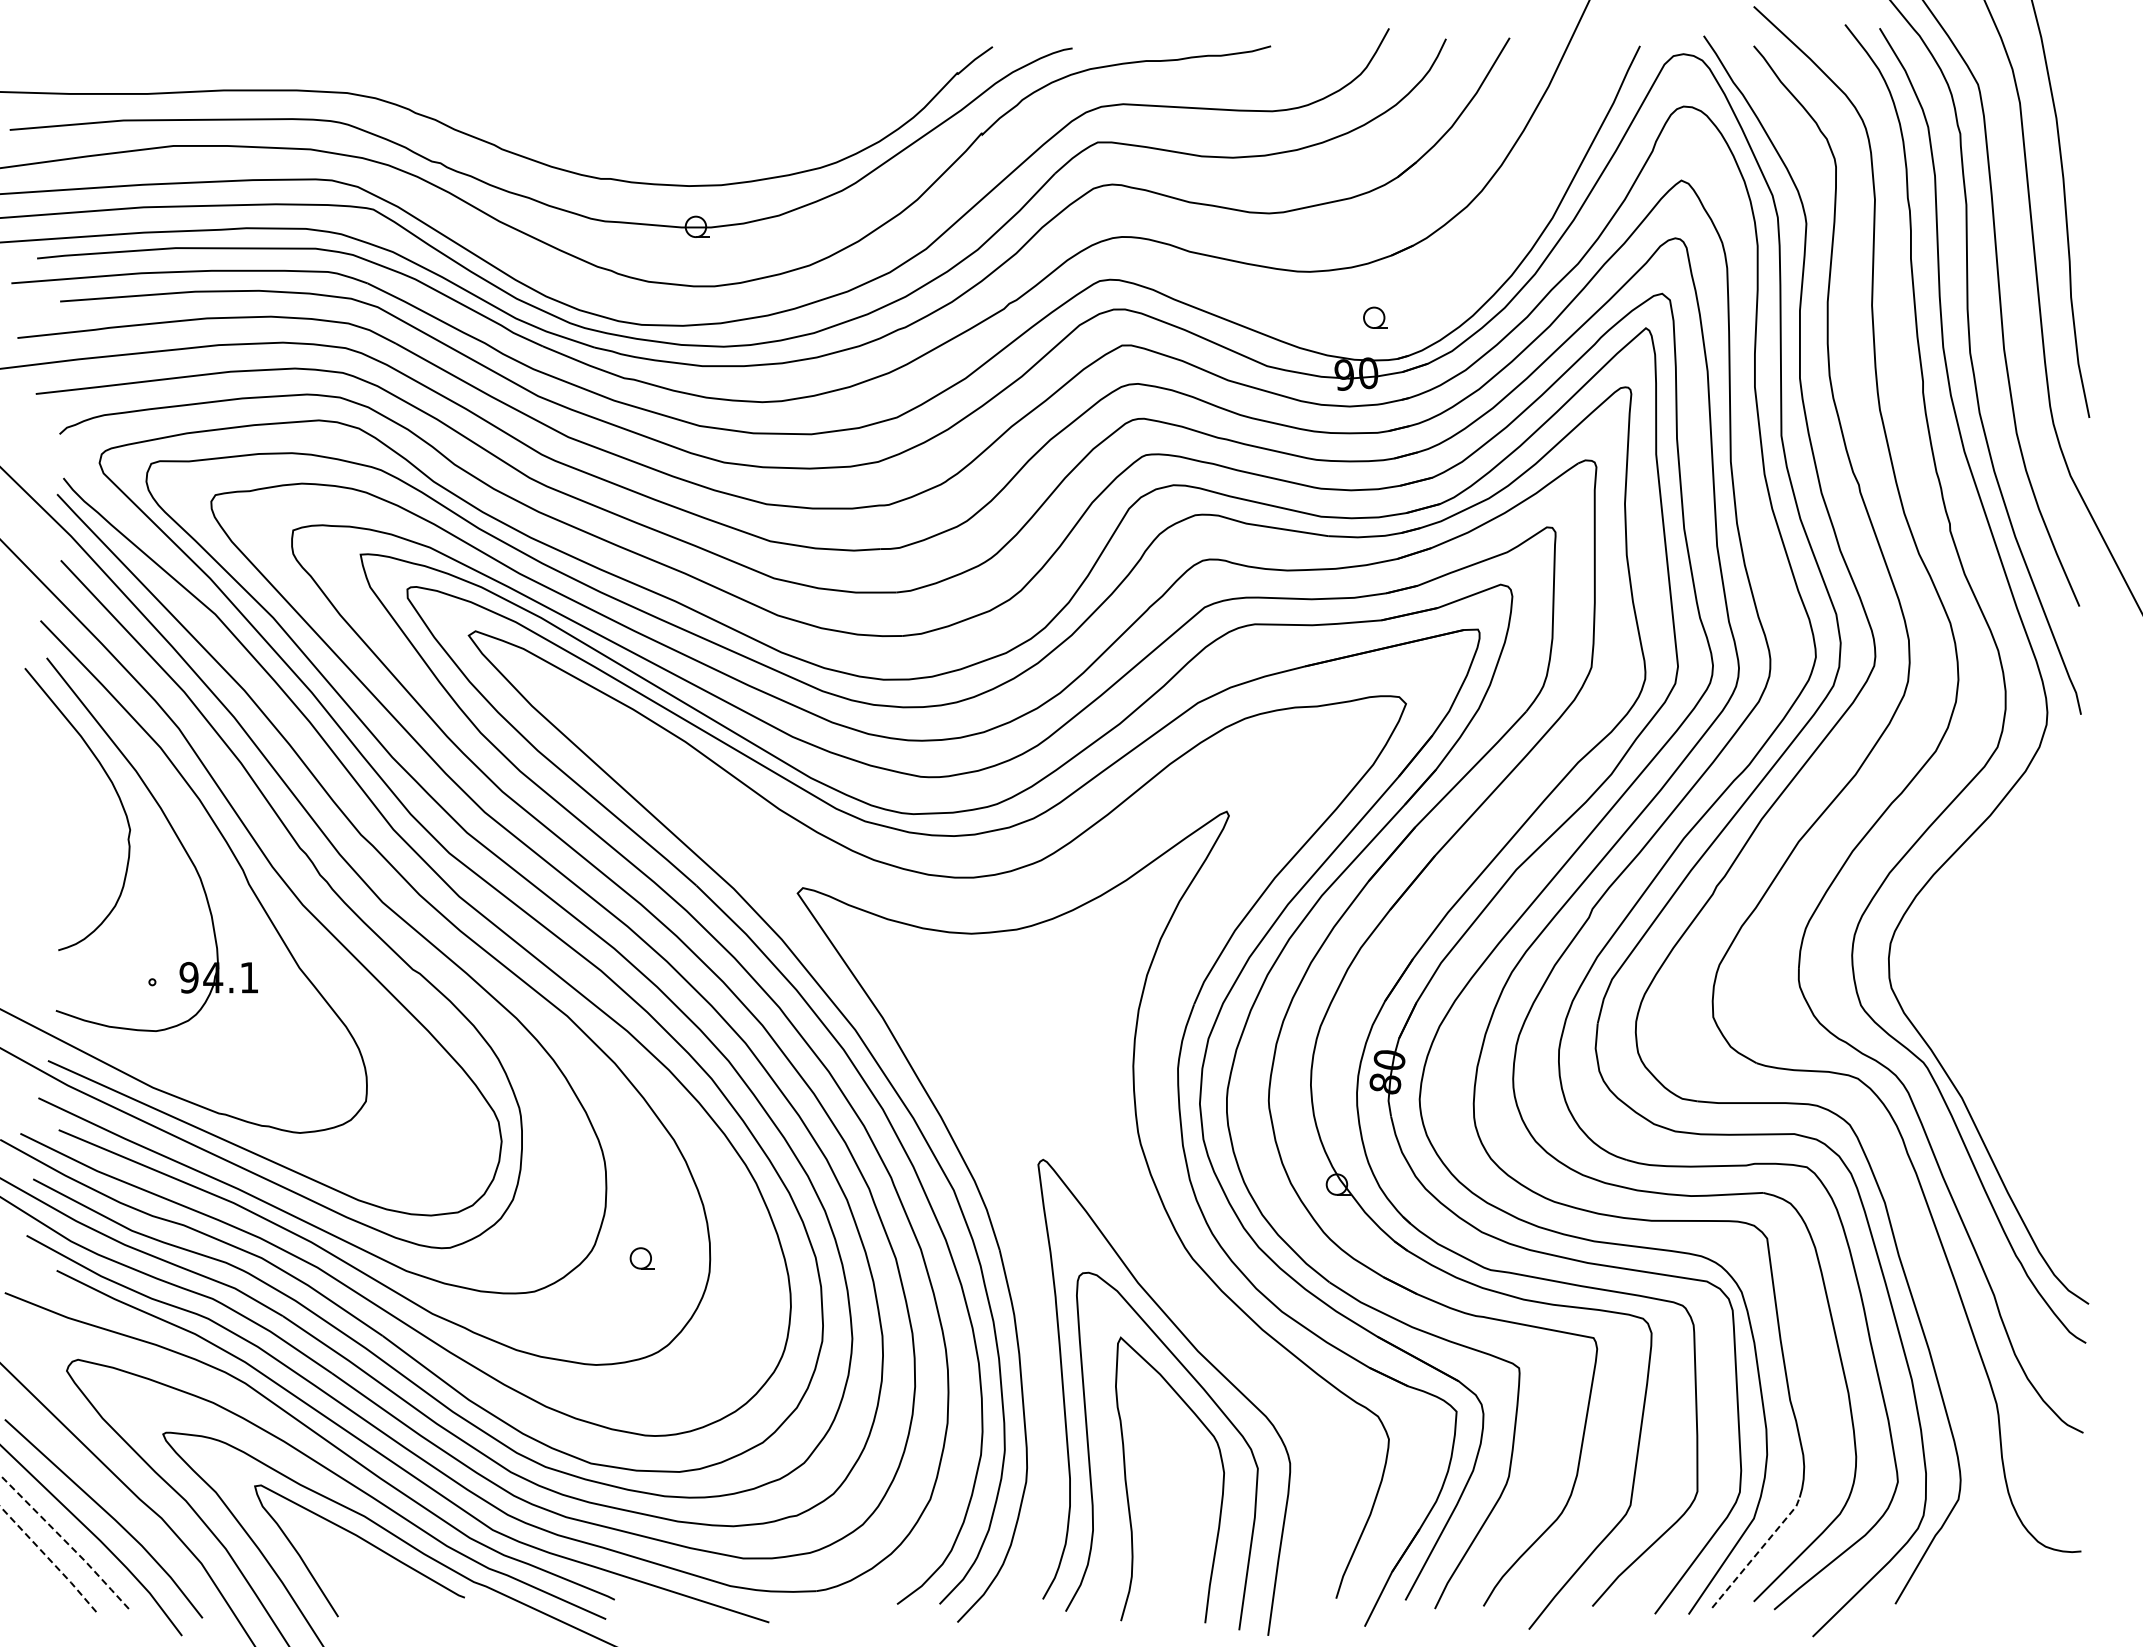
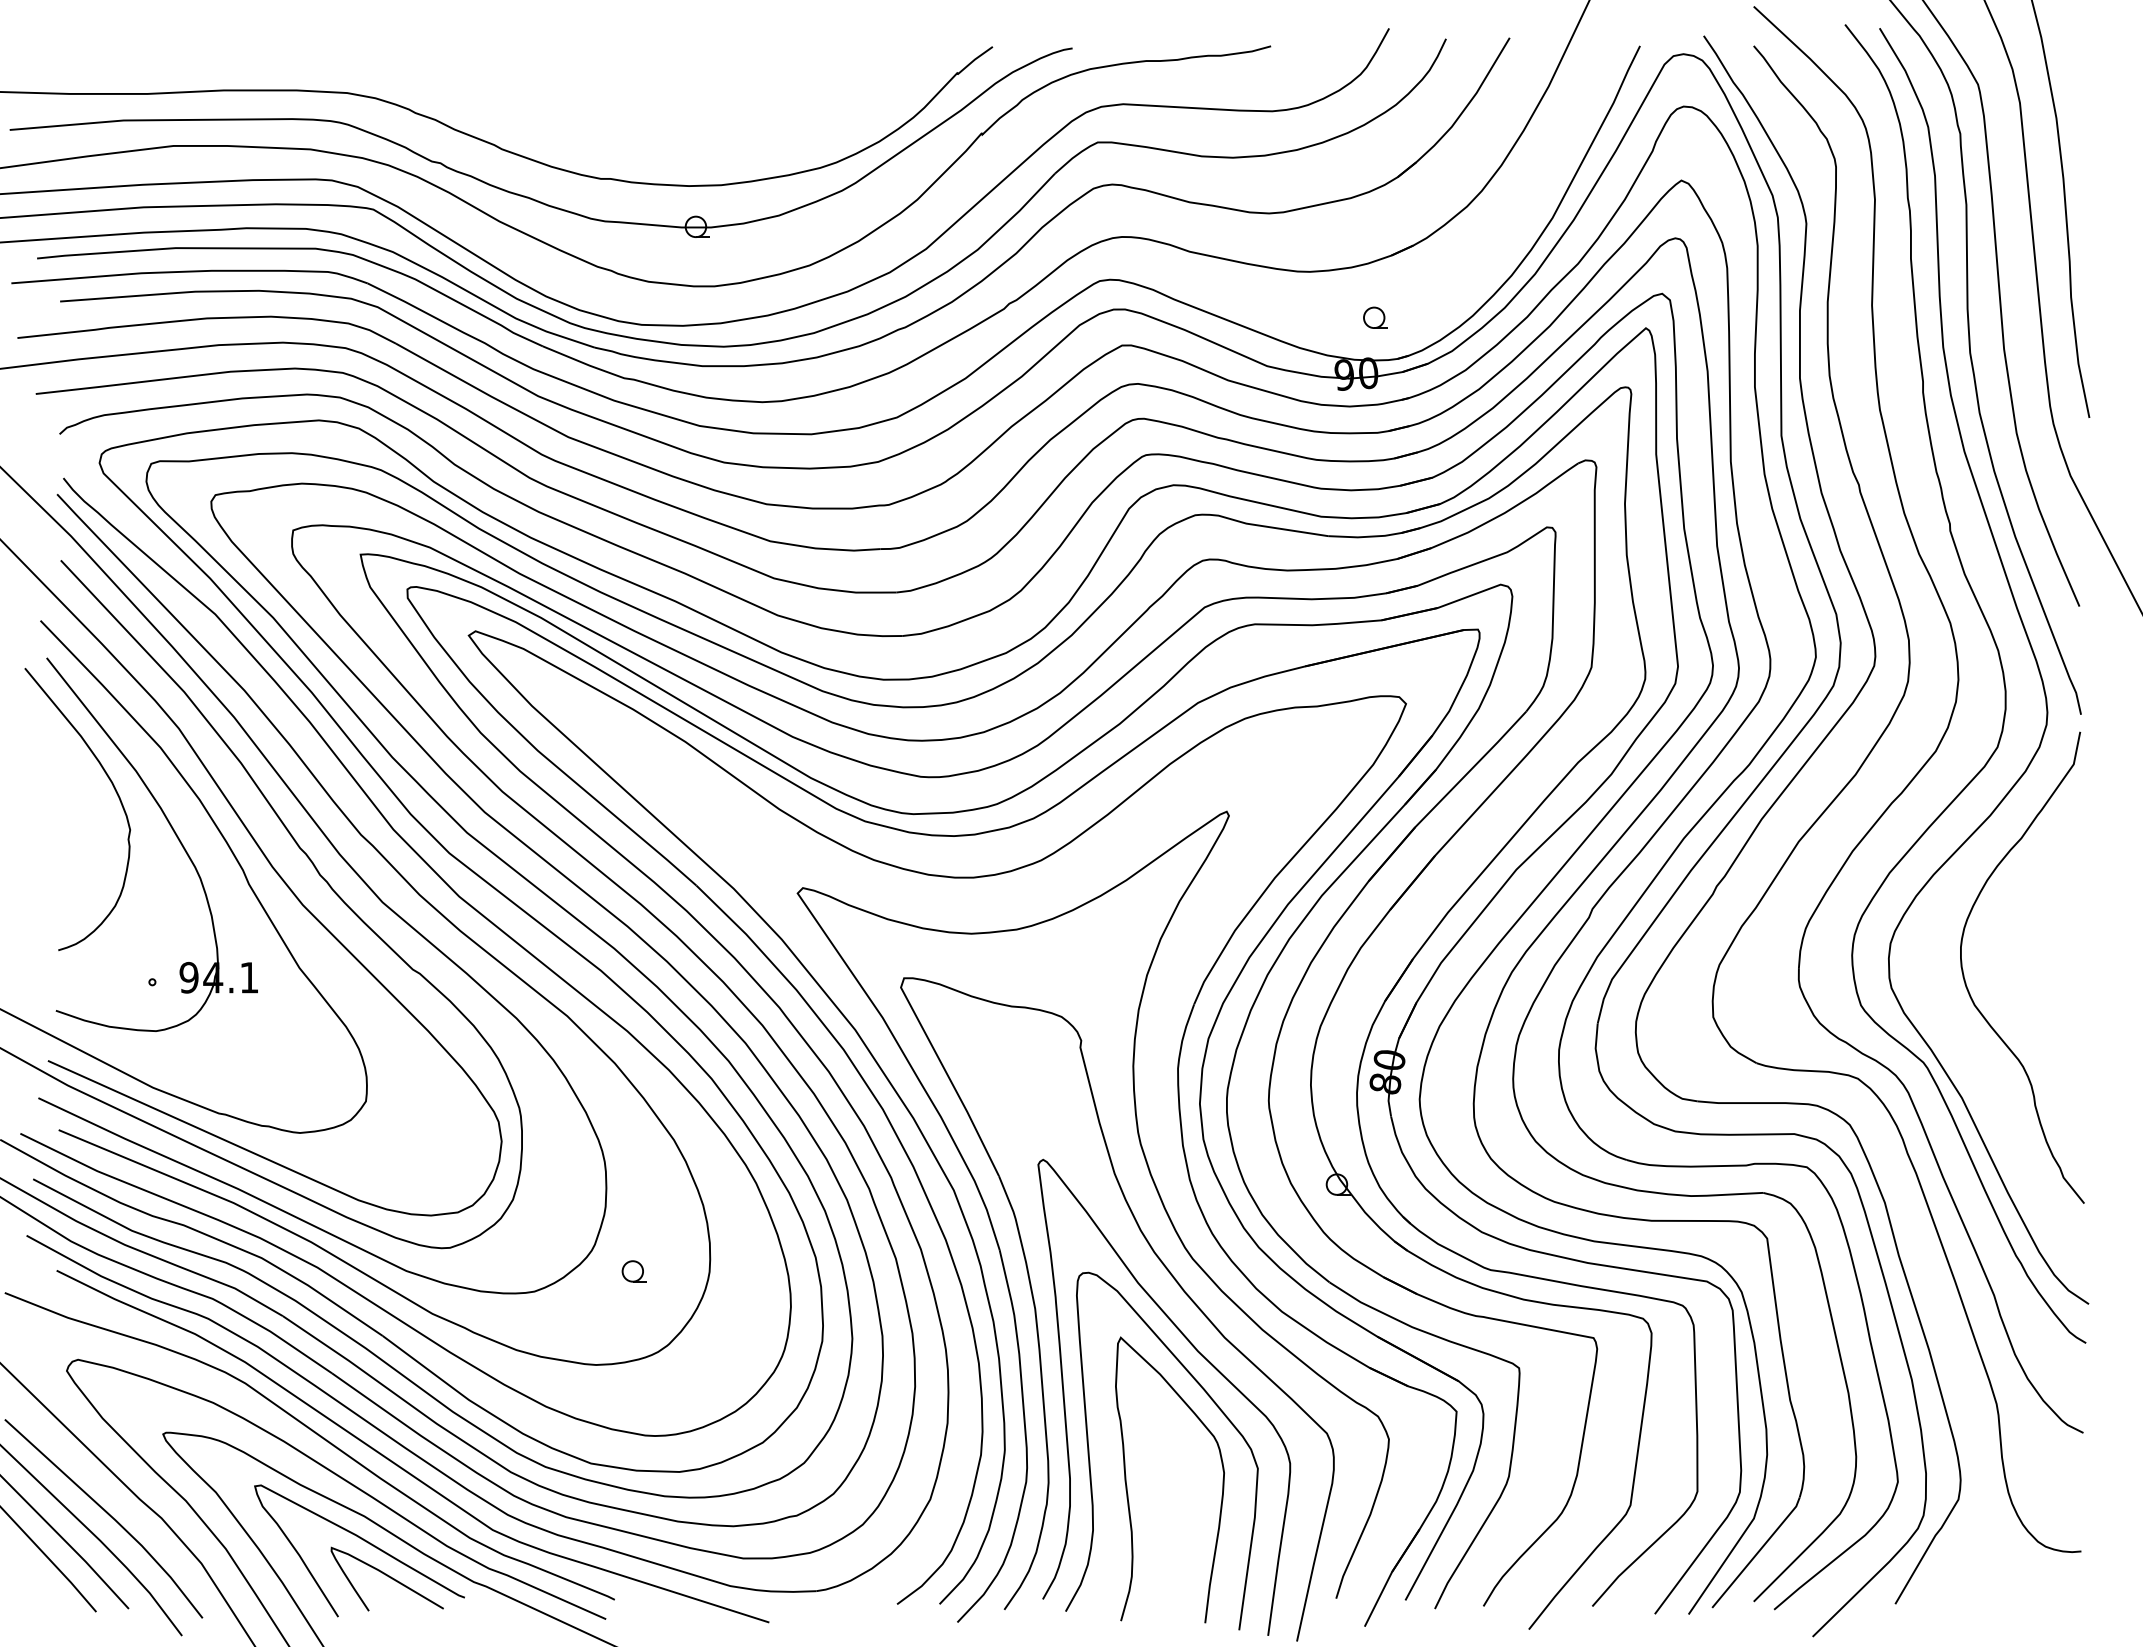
curve: none -> present (1968, 988)
part position: (641, 1258) -> (633, 1271) (633, 1271)
part: none -> present (1167, 1271)
line: dashed -> solid (66, 1541)
line: dashed -> solid (1757, 1553)
line: dashed -> solid (48, 1558)
curve: none -> present (387, 1576)
